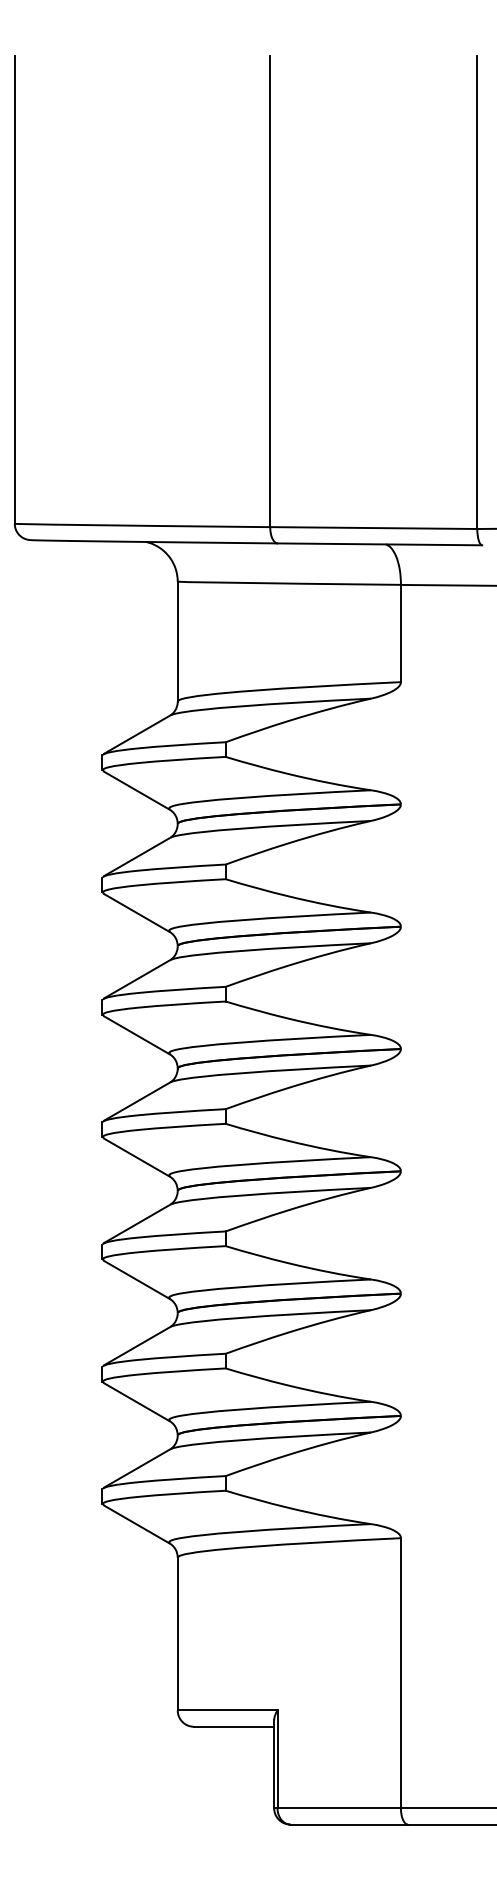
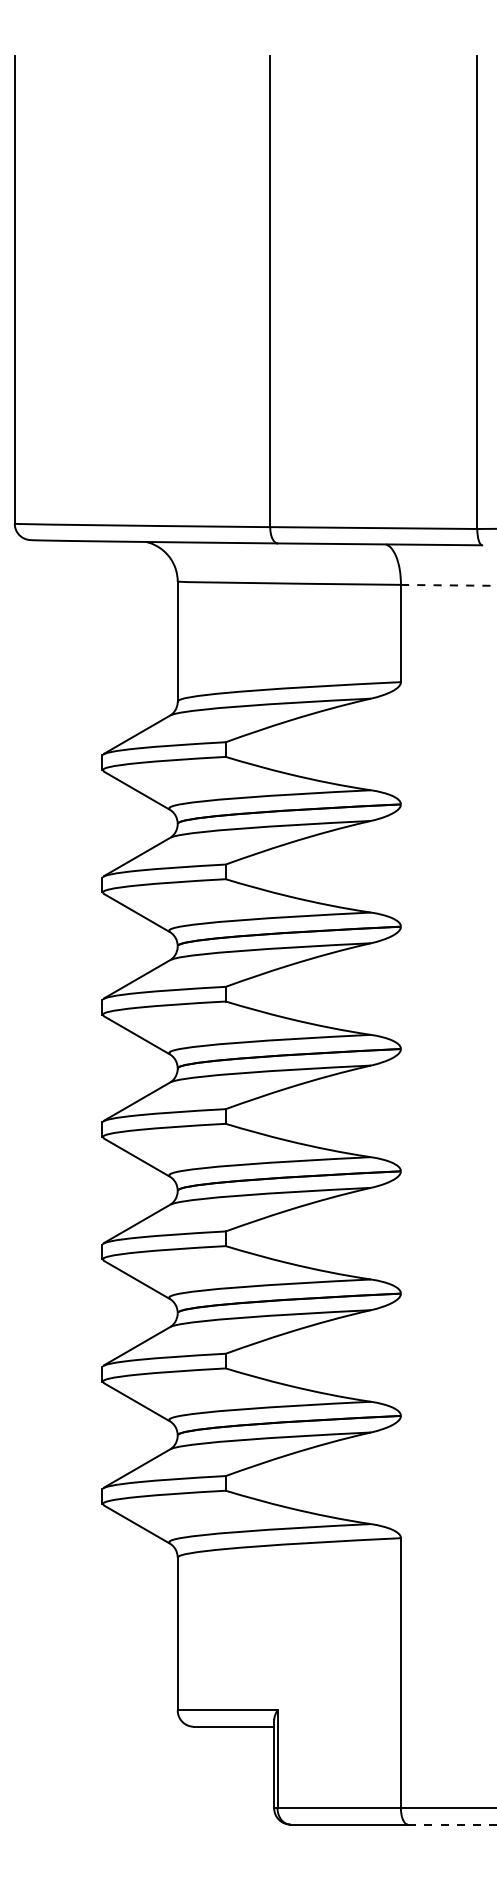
line: solid -> dashed (448, 585)
line: solid -> dashed (452, 1824)
